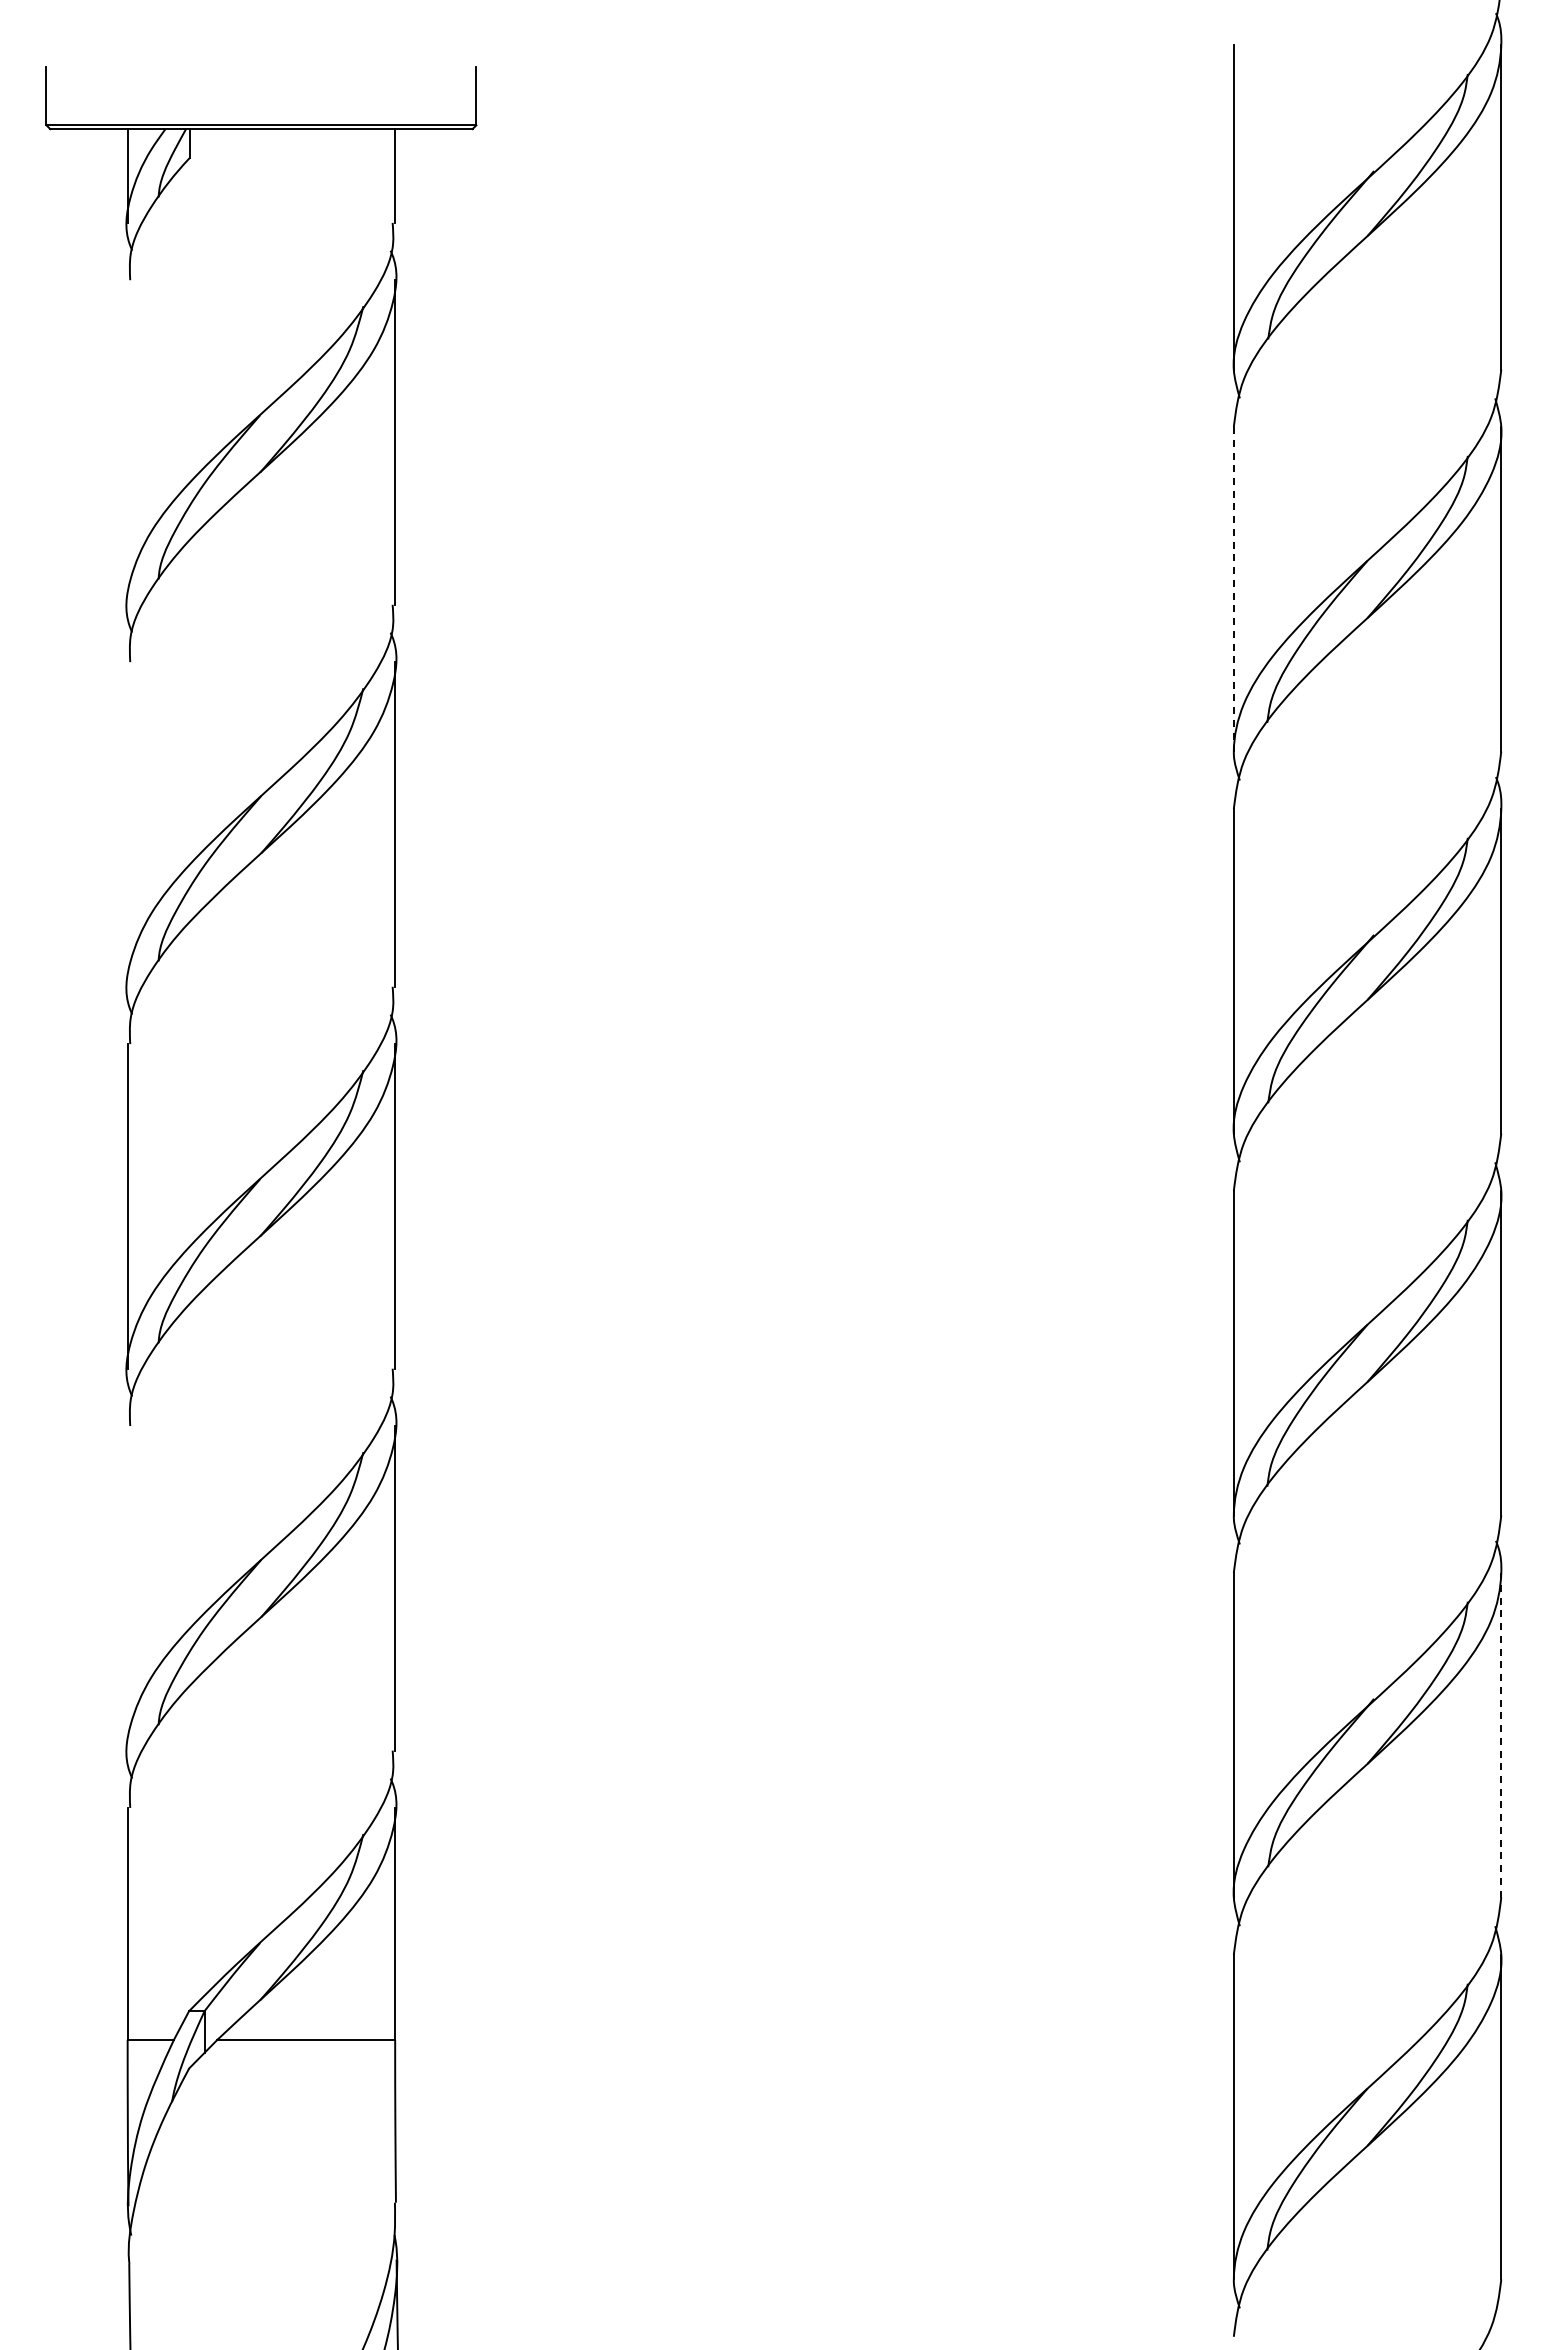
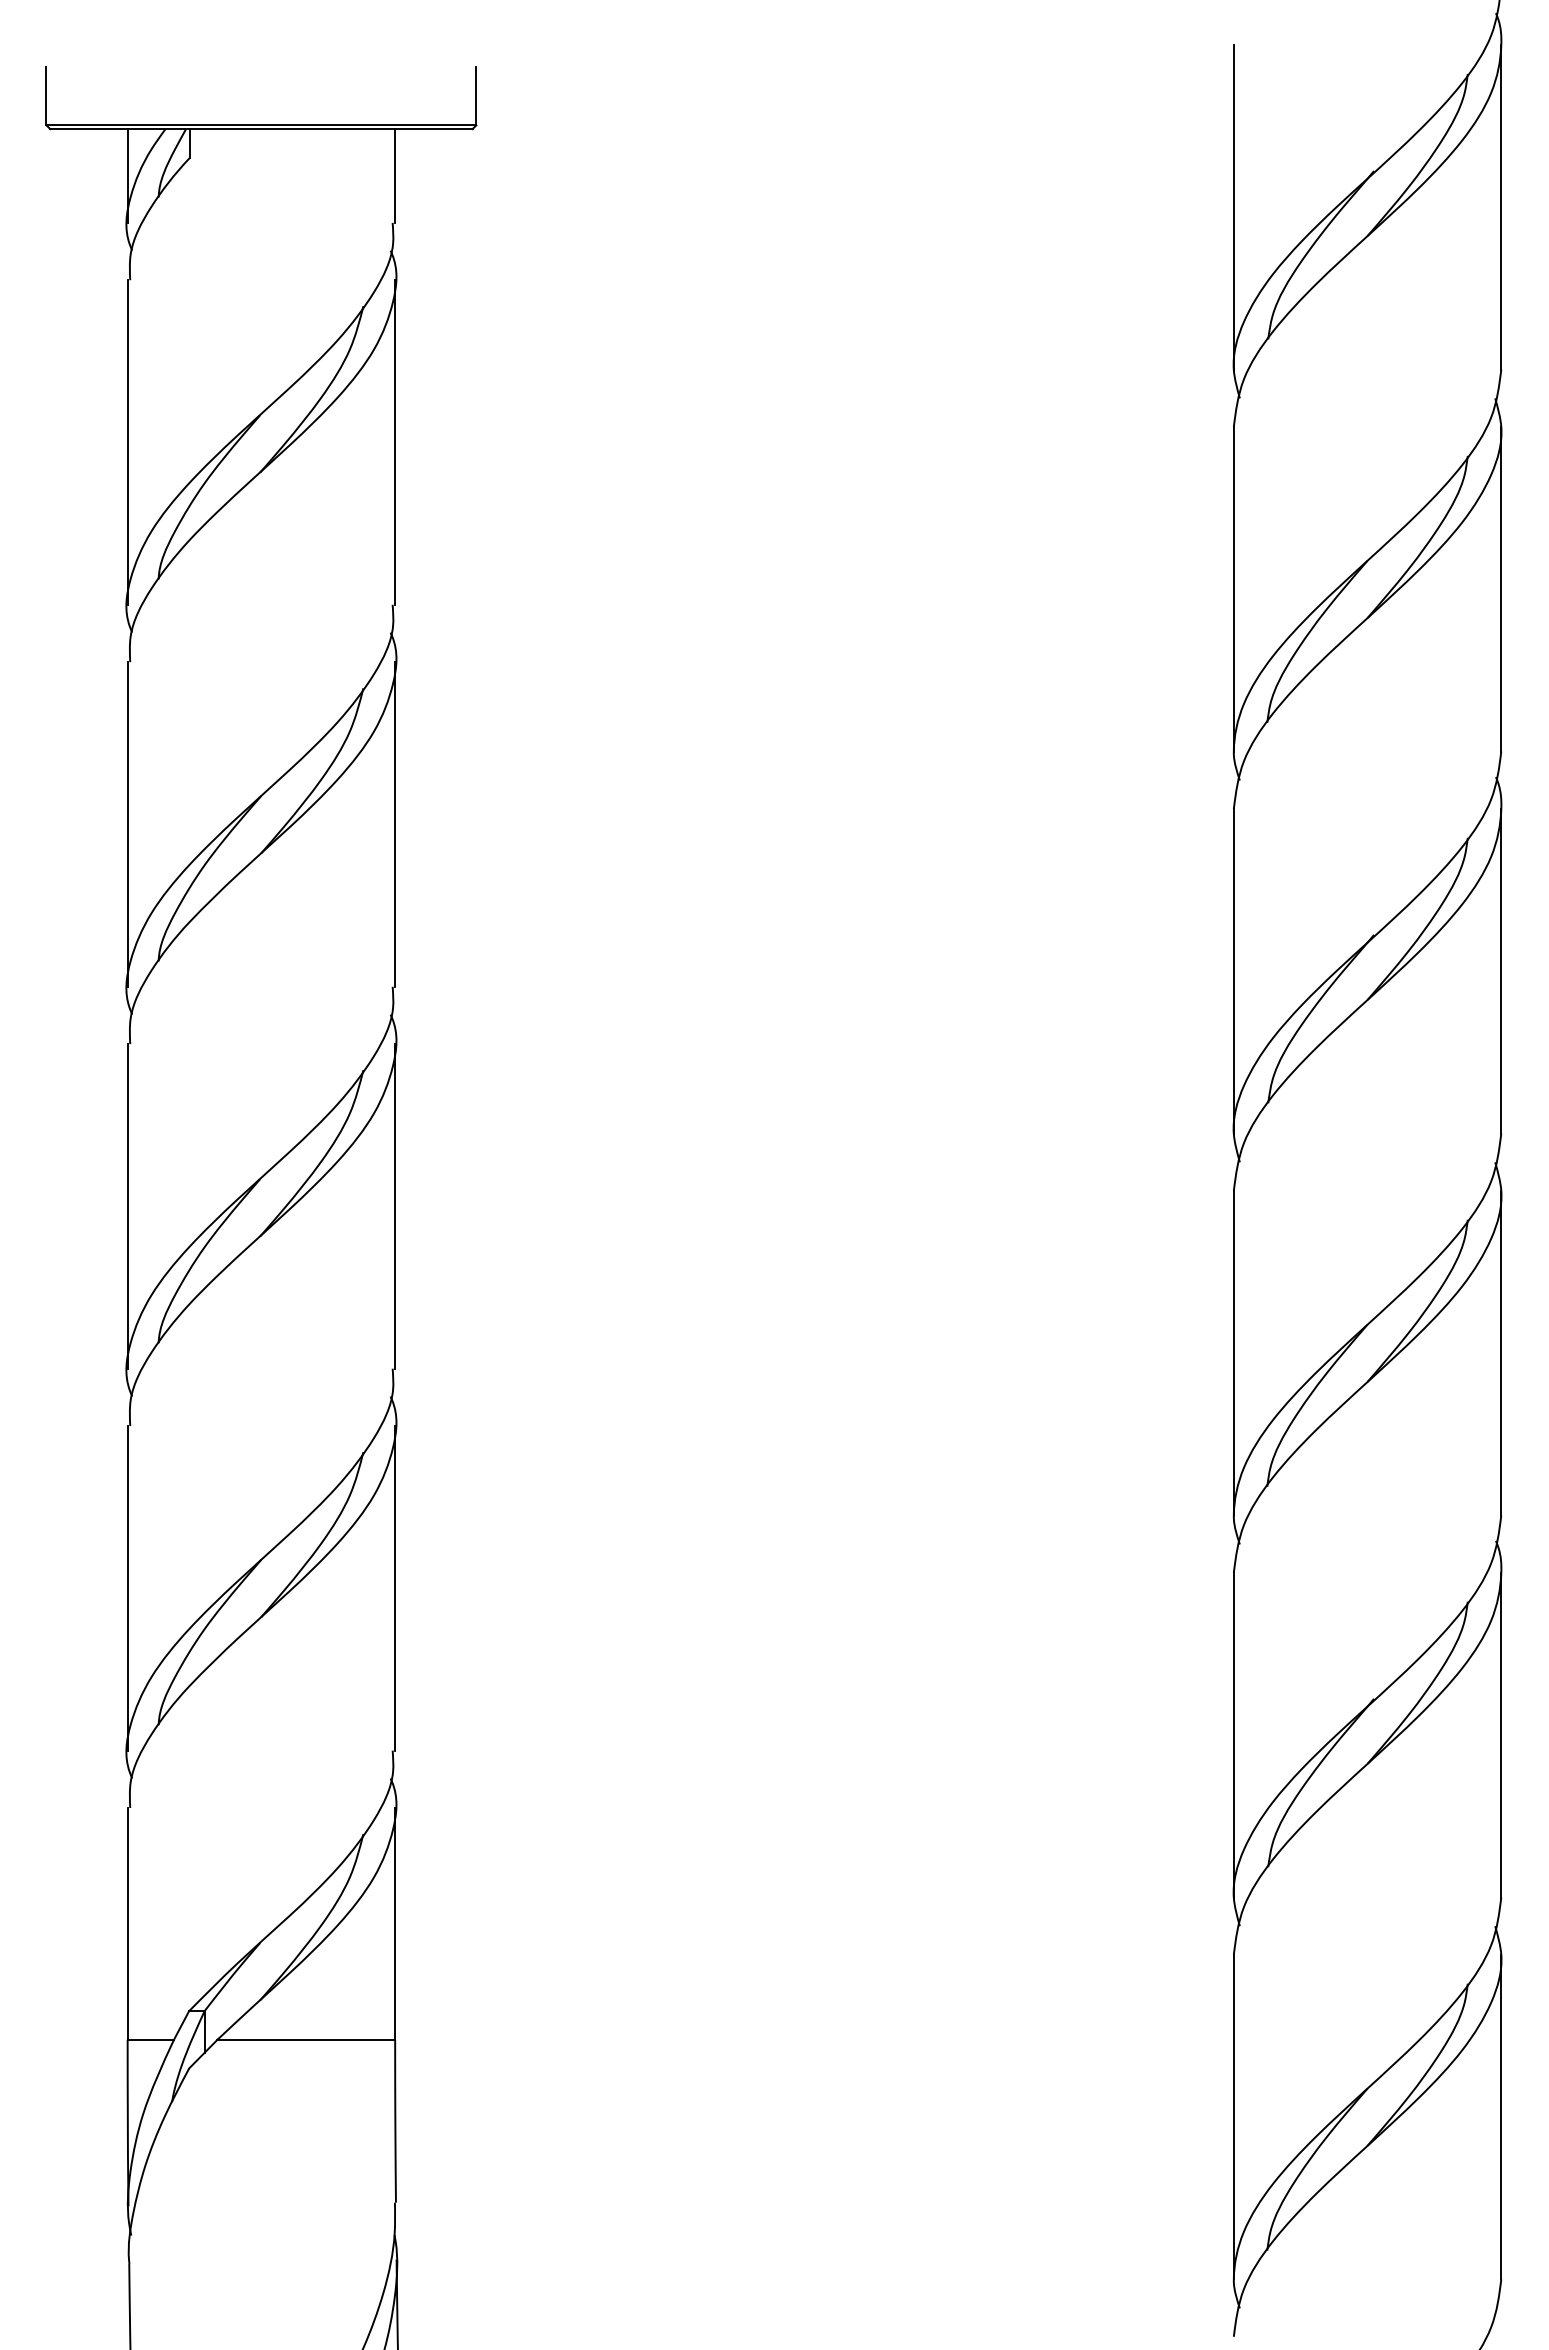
line: none -> present (127, 442)
line: dashed -> solid (1233, 589)
line: none -> present (127, 824)
line: none -> present (127, 1588)
line: dashed -> solid (1501, 1734)
